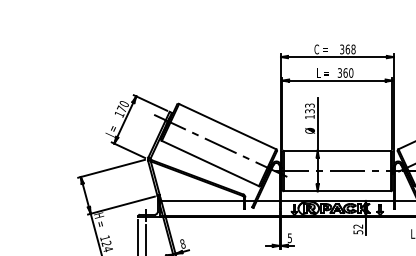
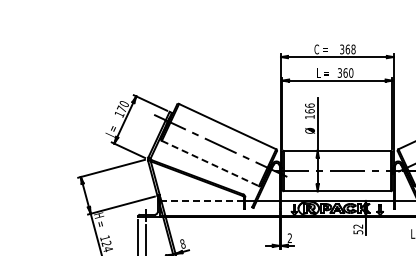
text: 133 -> 166 (309, 108)
line: solid -> dashed (210, 163)
line: solid -> dashed (201, 200)
text: 5 -> 2 (289, 238)
